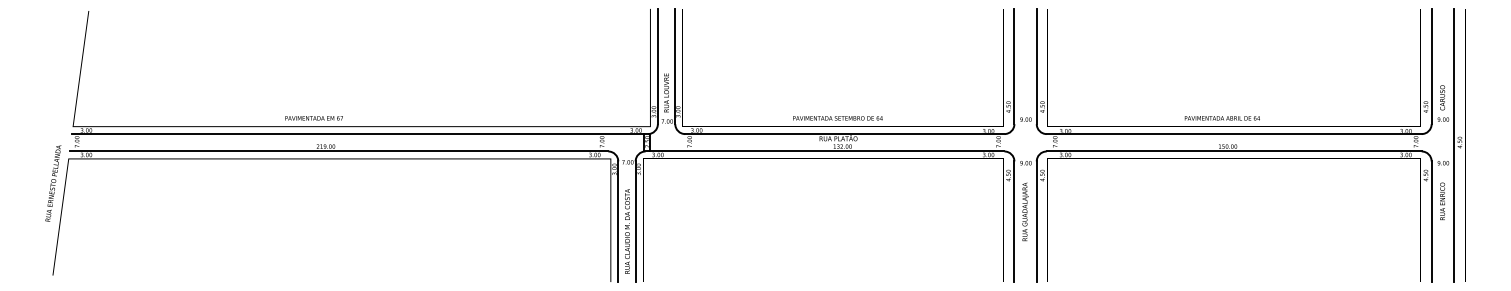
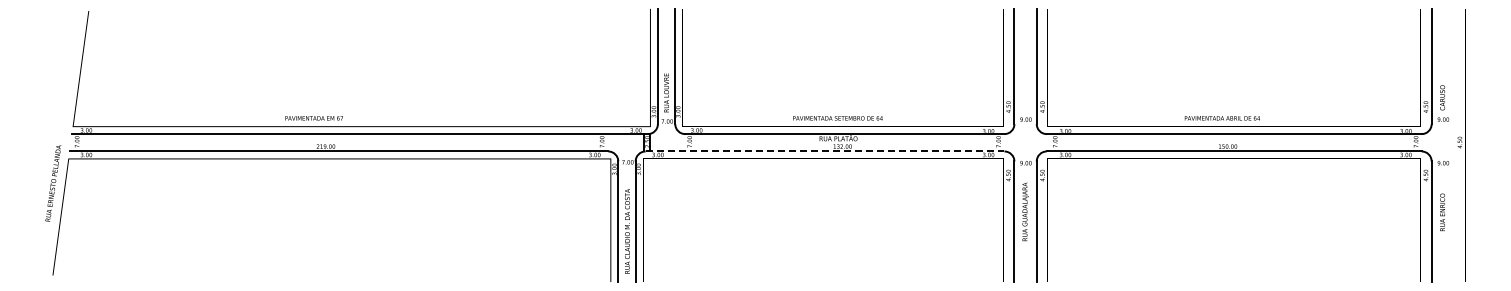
line: present -> none (1454, 145)
line: solid -> dashed (825, 151)
text position: (1442, 201) -> (1442, 212) (1442, 212)
